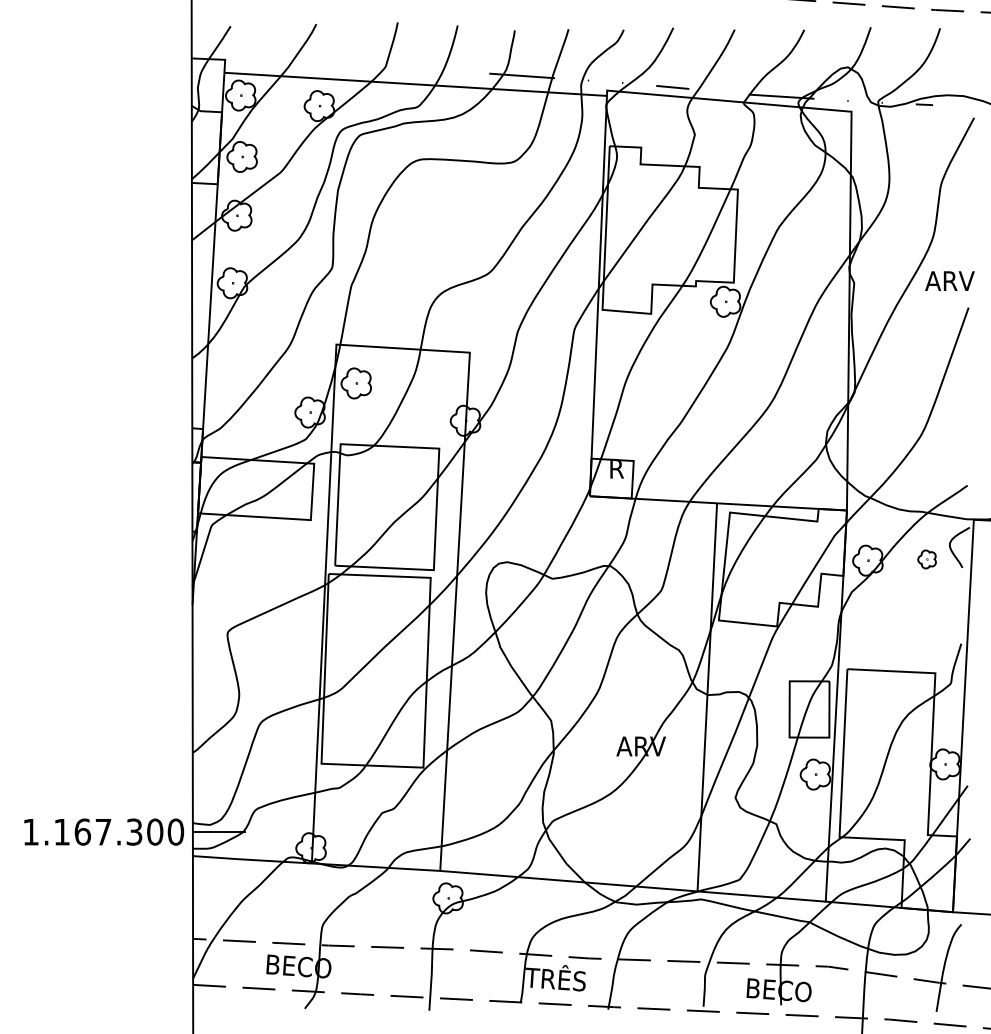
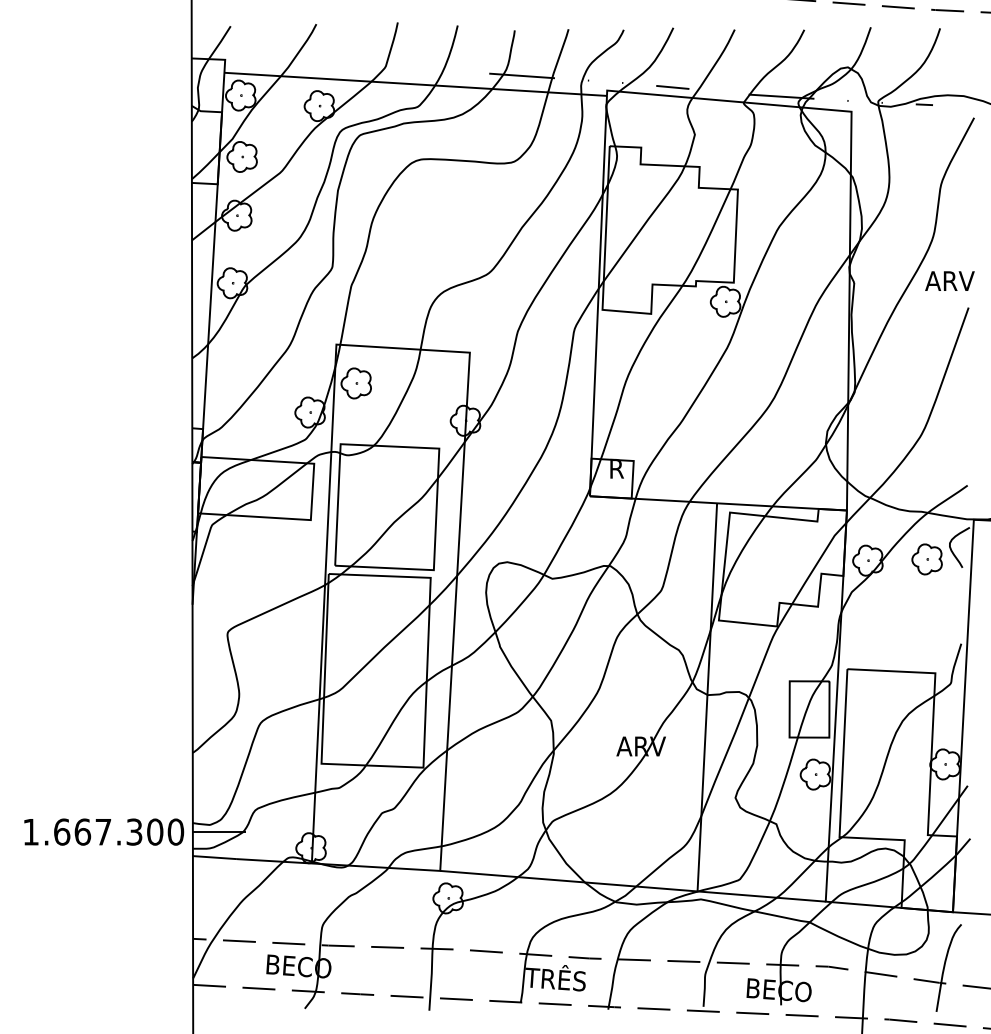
part size: 20x21 px -> 32x33 px (926, 559)
text: 1.167.300 -> 1.667.300 (62, 831)
